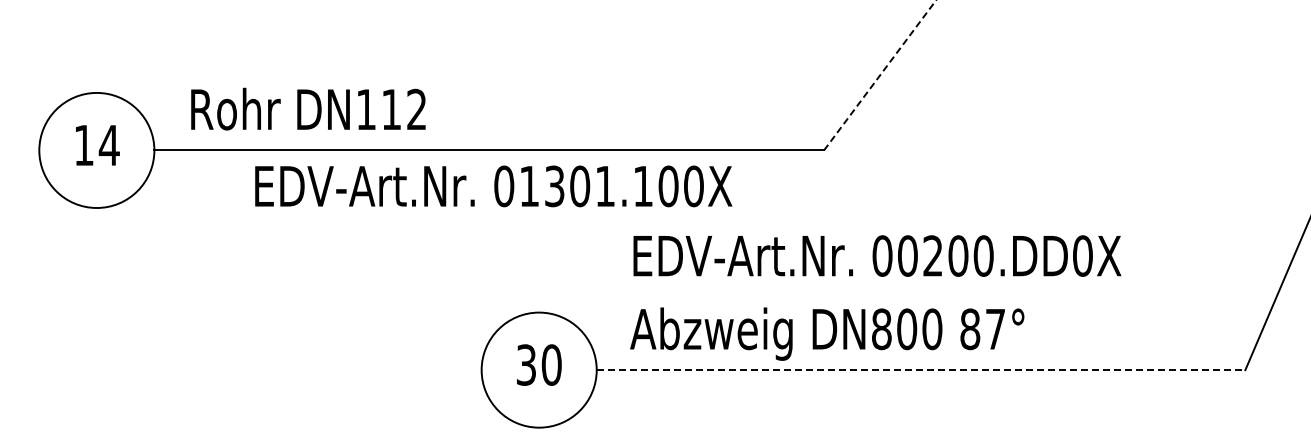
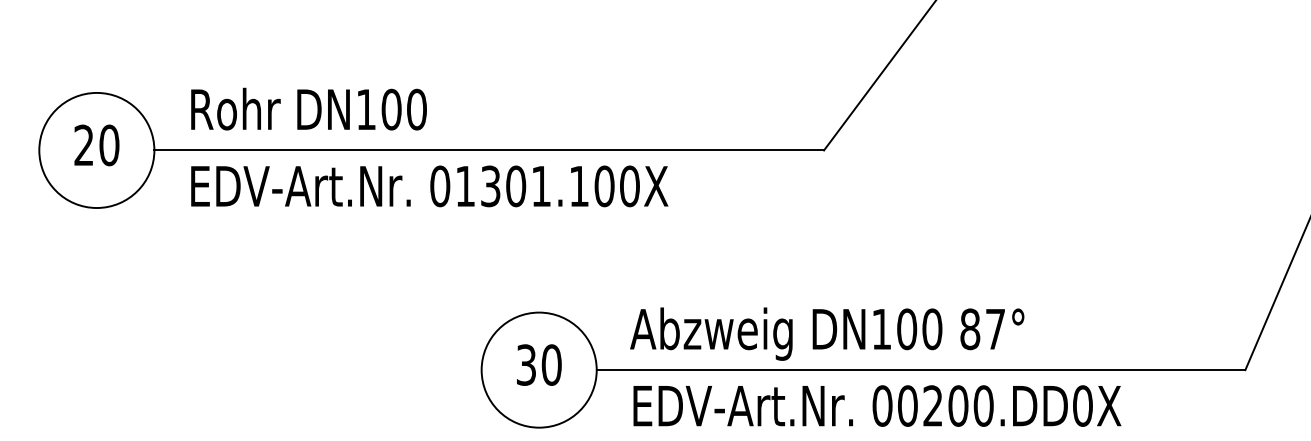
line: dashed -> solid (880, 75)
text: DN112 -> DN100 (403, 109)
text: 14 -> 20 (96, 145)
text position: (493, 186) -> (429, 186) (429, 186)
text position: (877, 255) -> (877, 405) (877, 405)
text: DN800 -> DN100 (881, 329)
line: dashed -> solid (921, 370)
